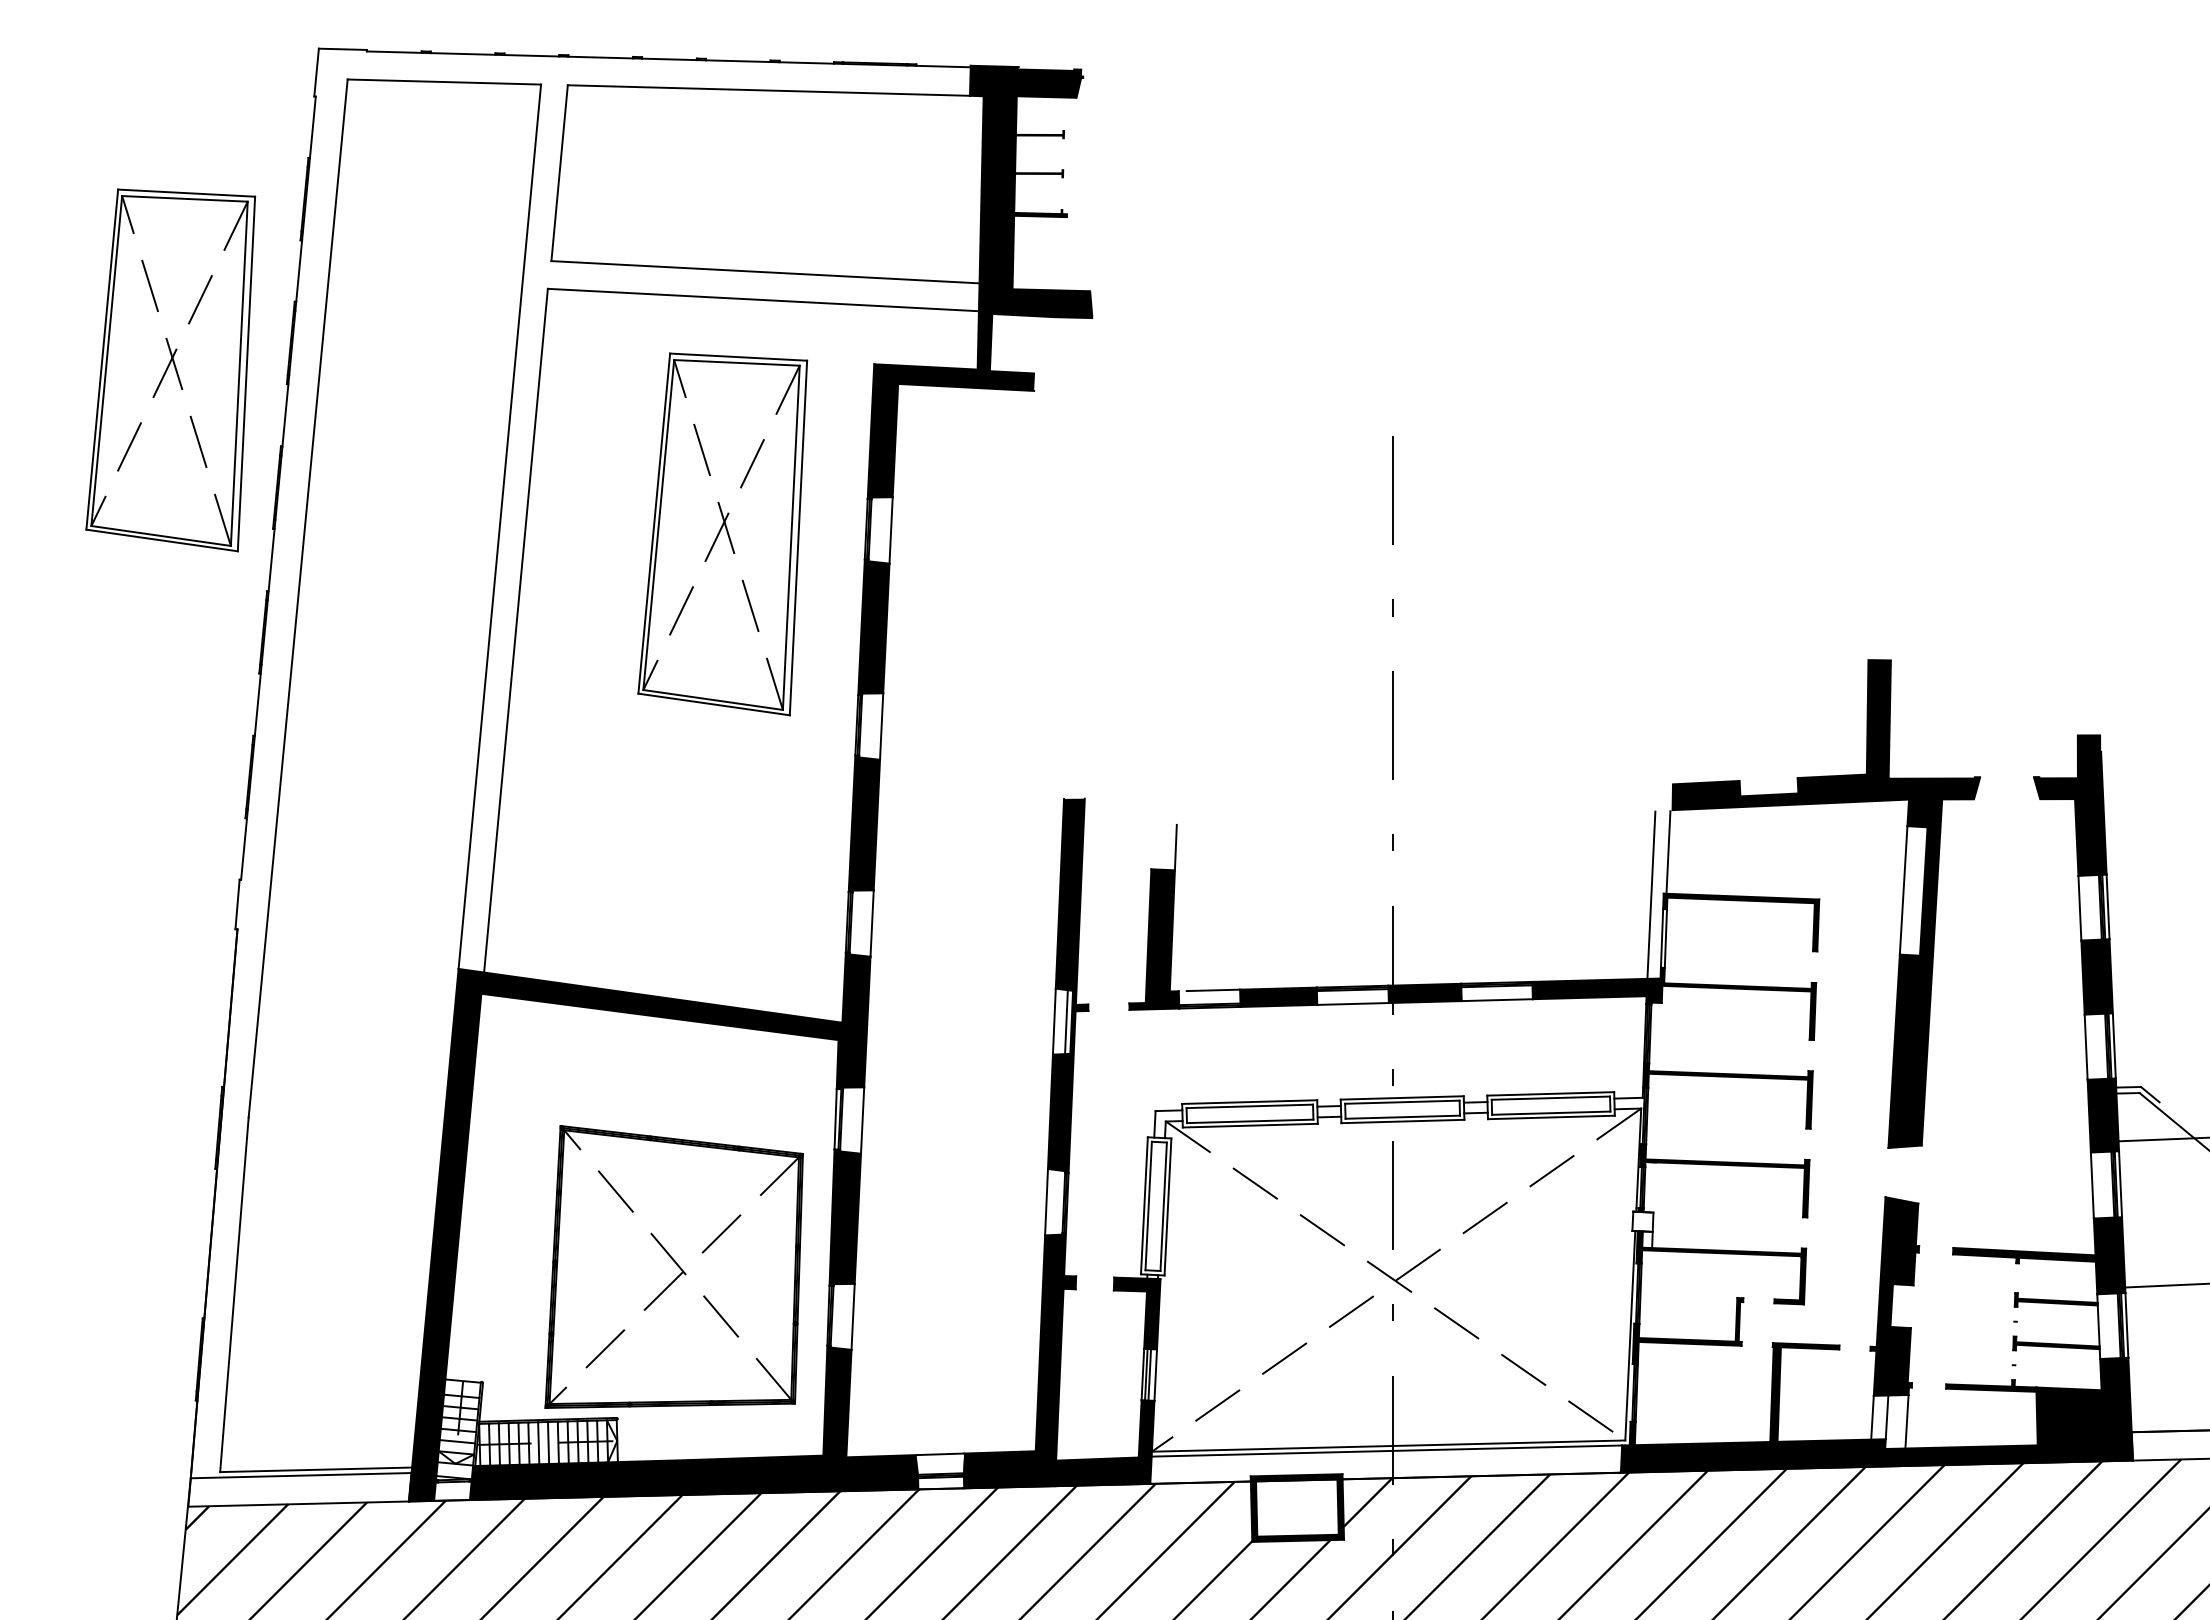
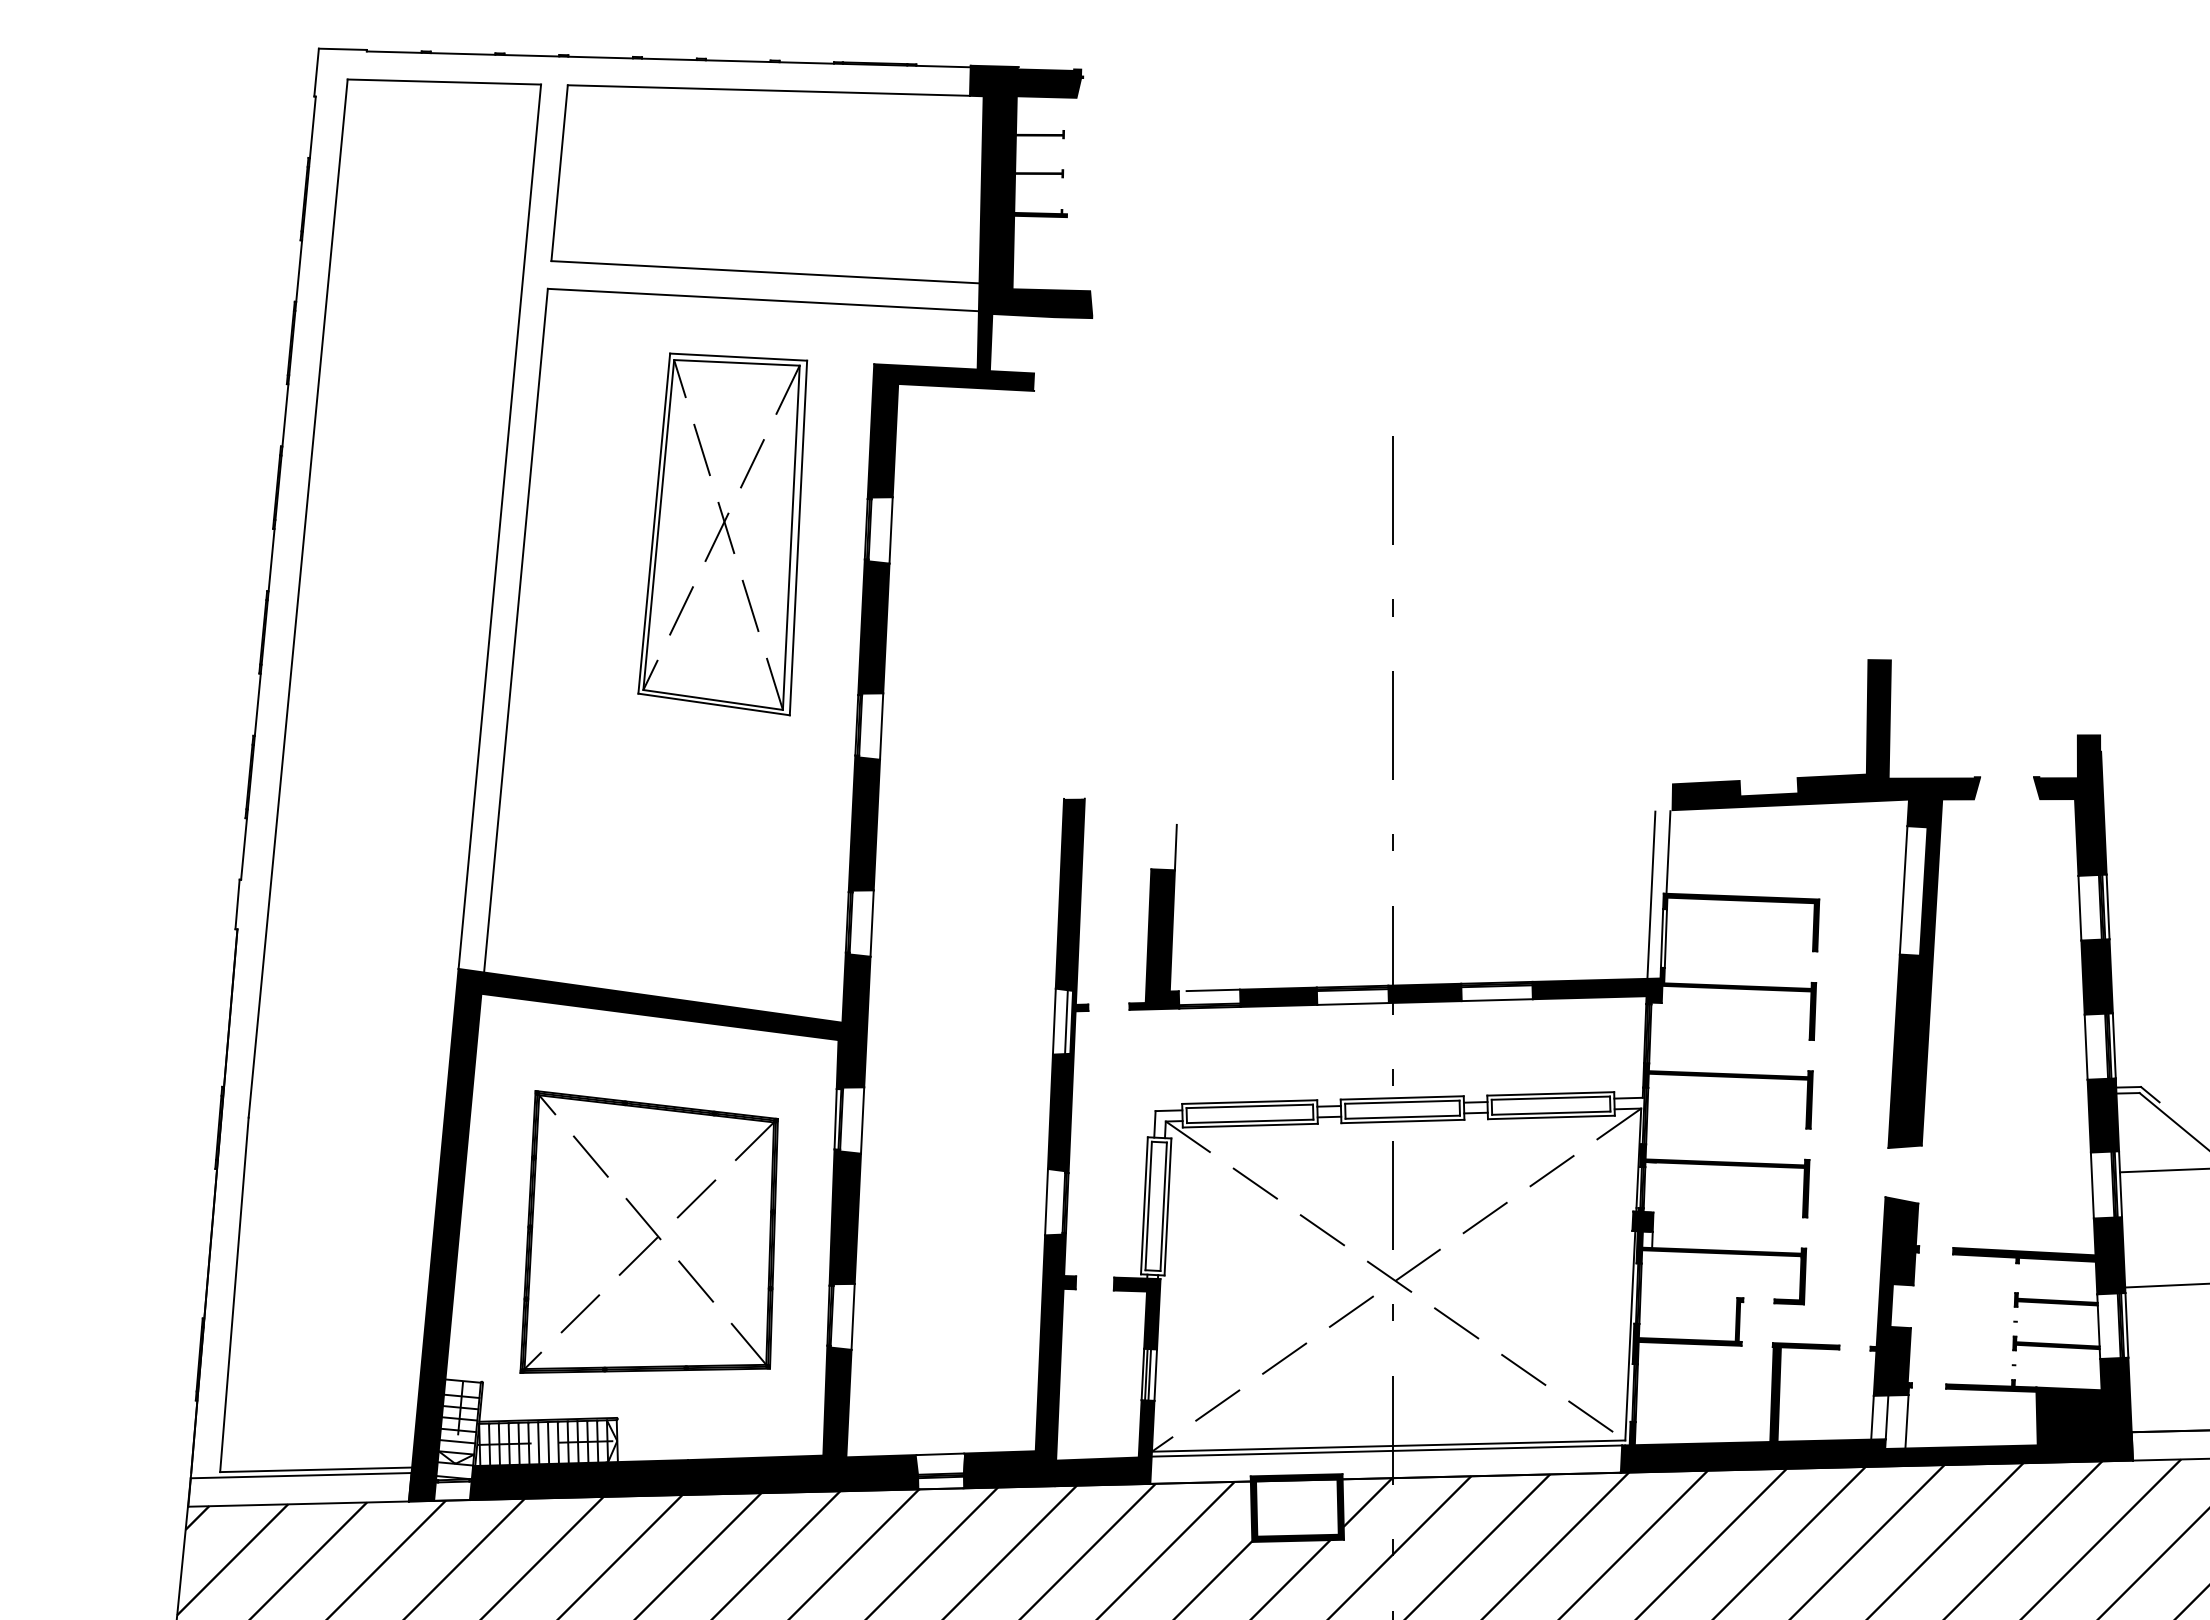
part: present -> none (170, 370)
line position: (2162, 1139) -> (2162, 1170) (2162, 1170)
fill: none -> present (1642, 1221)
part position: (673, 1266) -> (648, 1231) (648, 1231)
